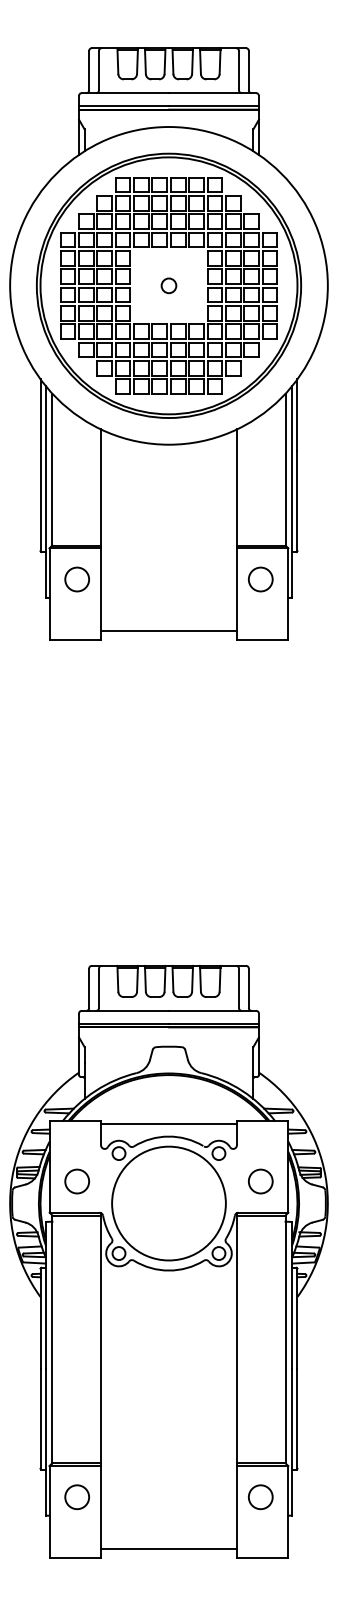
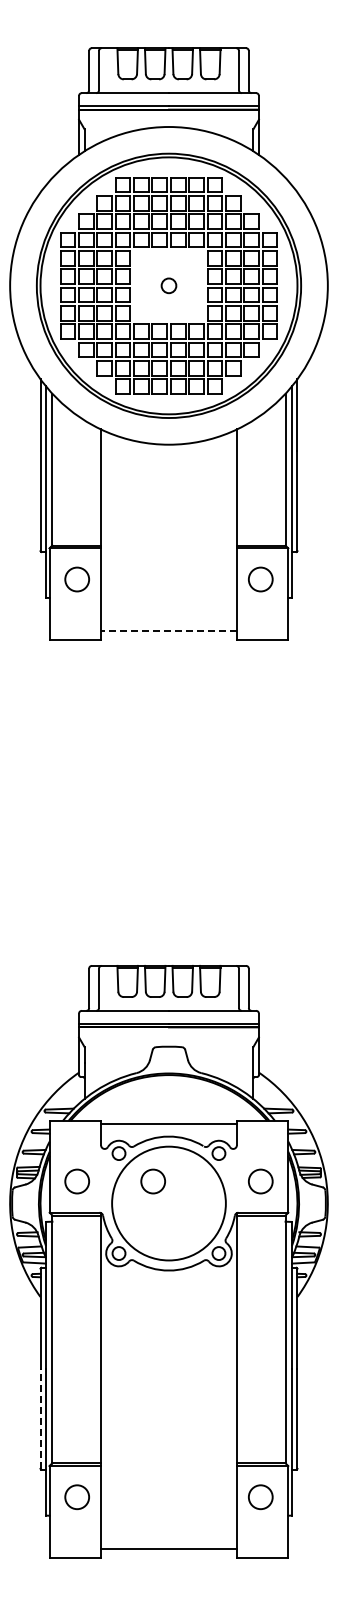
line: solid -> dashed (168, 630)
circle: none -> present (152, 1181)
line: solid -> dashed (40, 1418)
